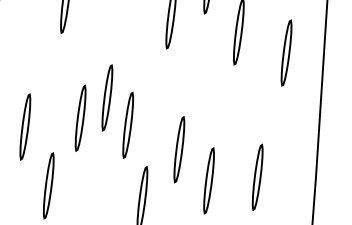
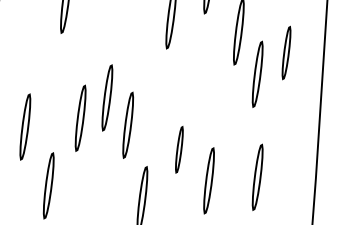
part size: 13x68 px -> 11x56 px (286, 52)
part: none -> present (257, 73)
part size: 13x68 px -> 9x48 px (179, 149)
